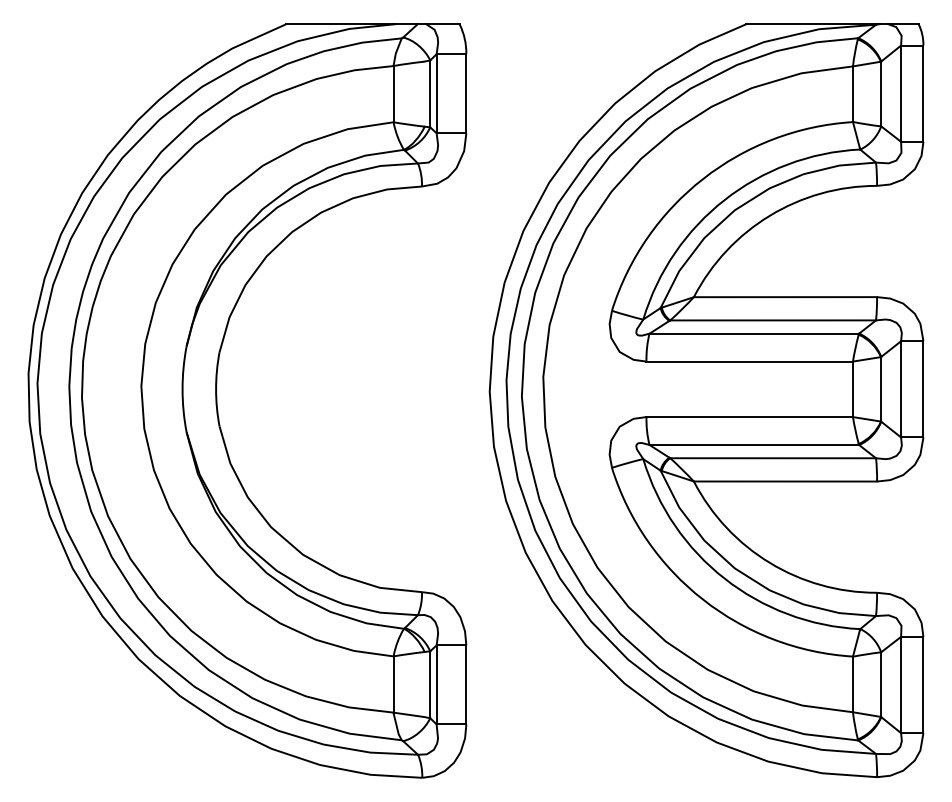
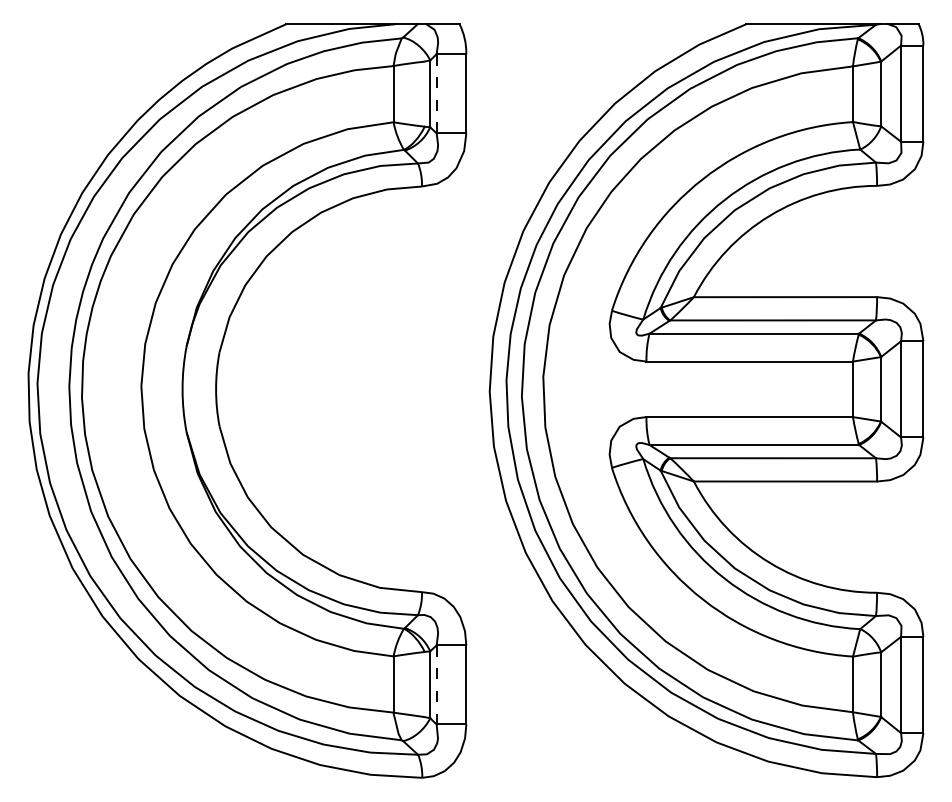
line: solid -> dashed (436, 93)
line: solid -> dashed (436, 684)
